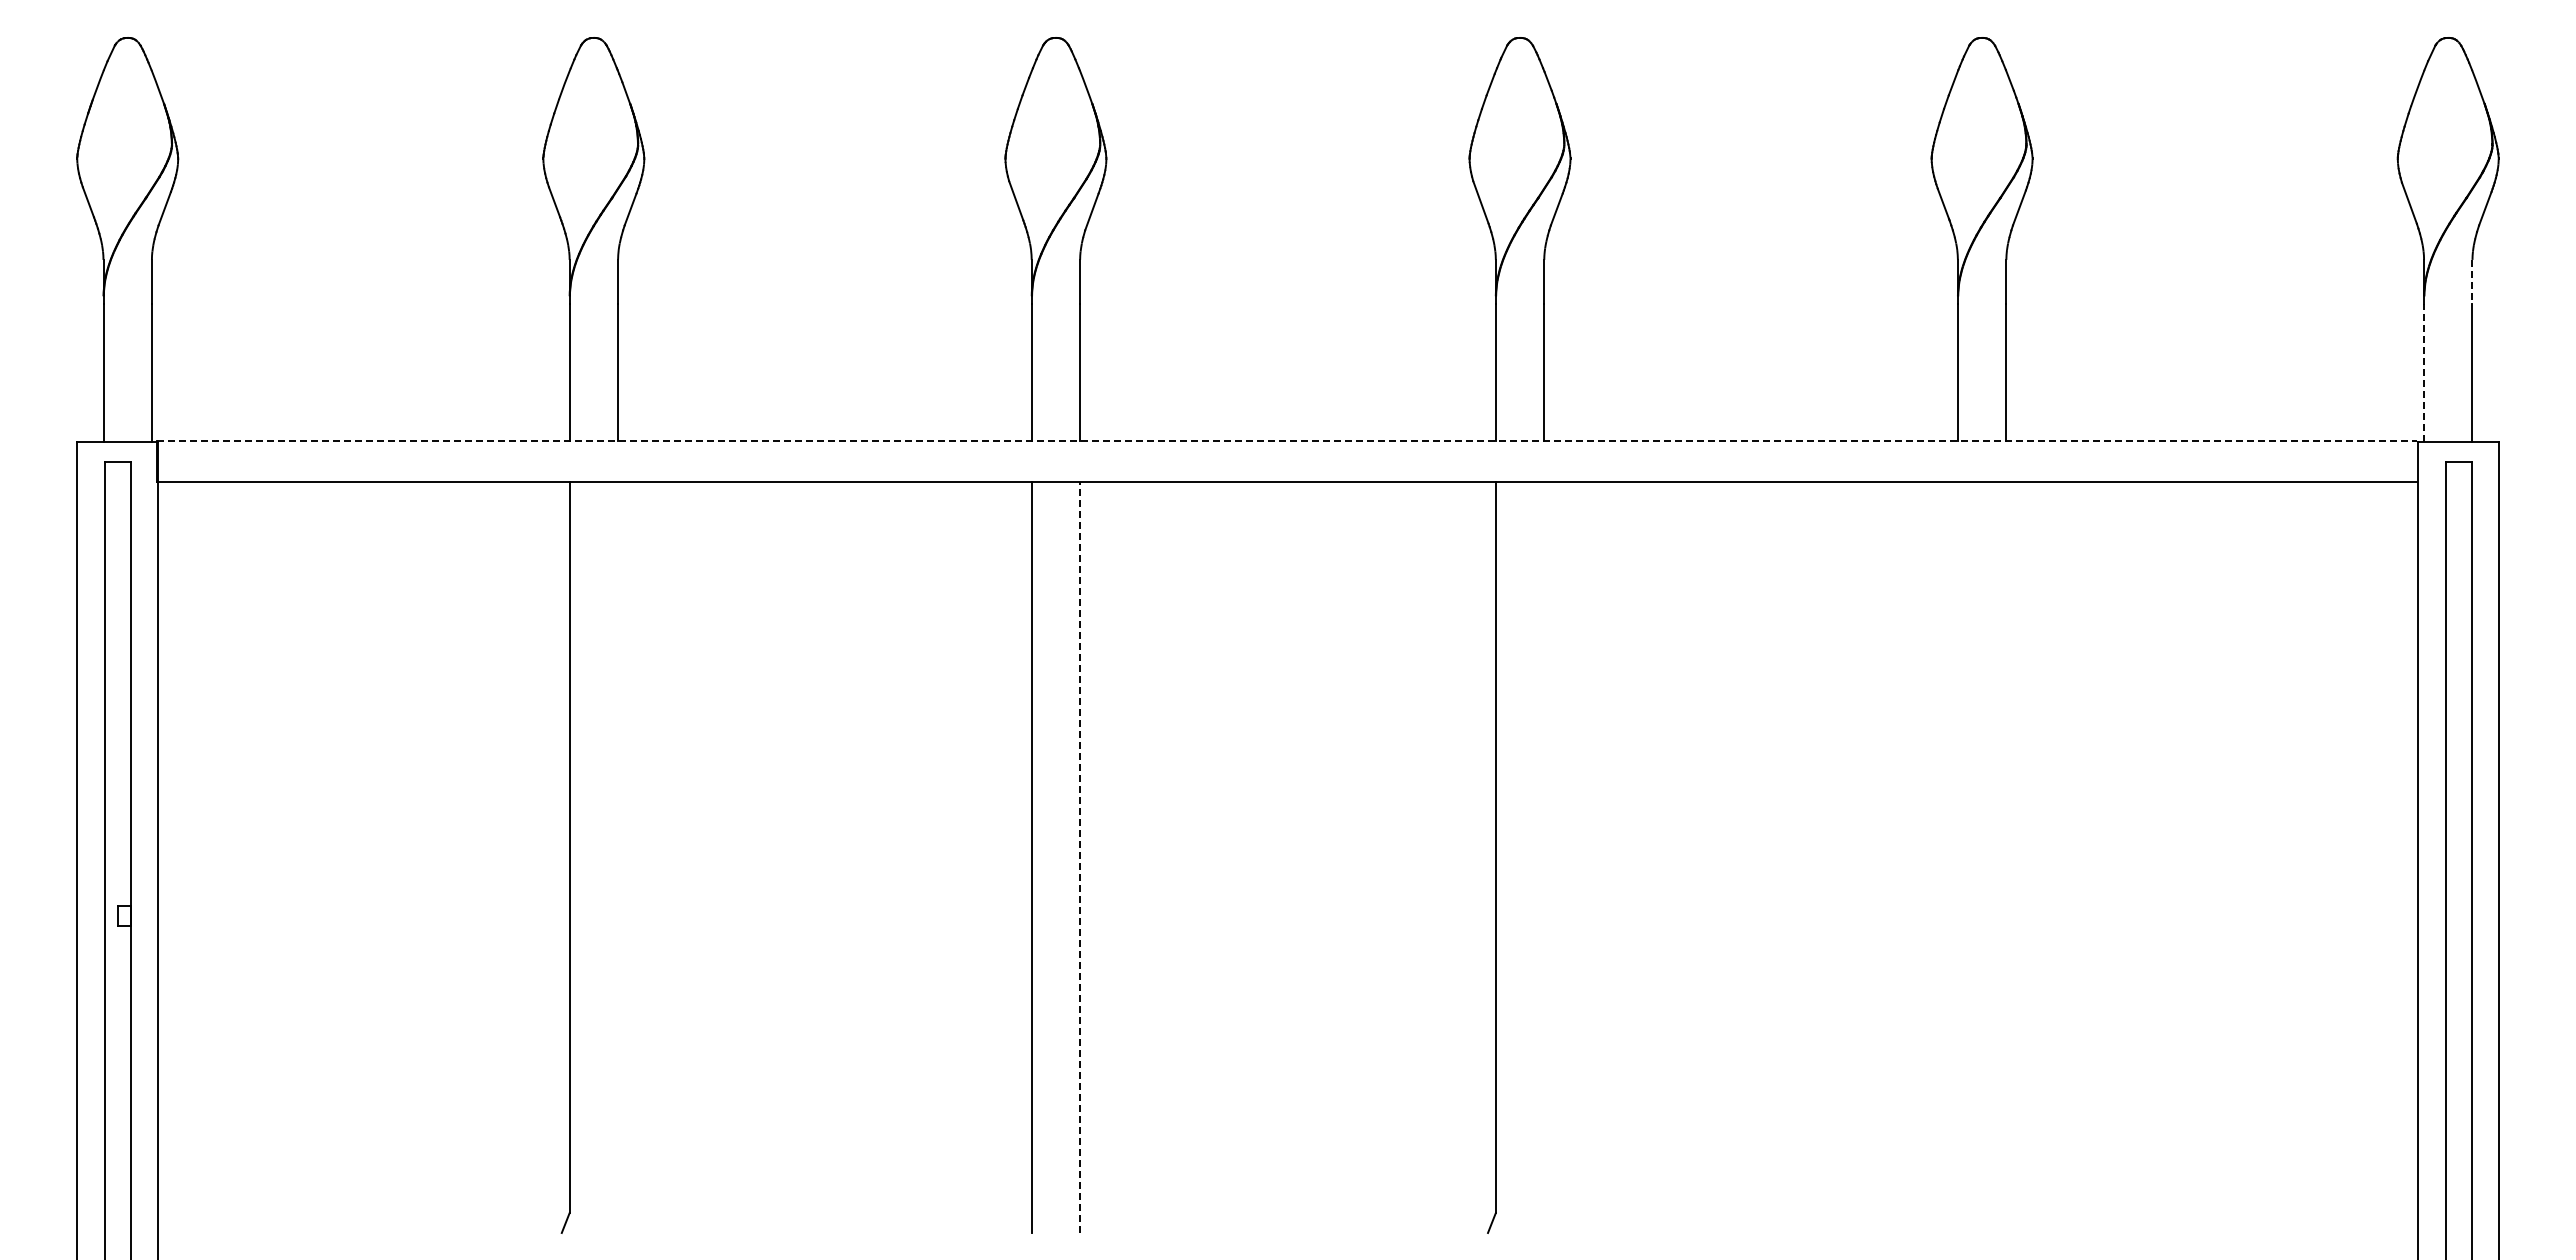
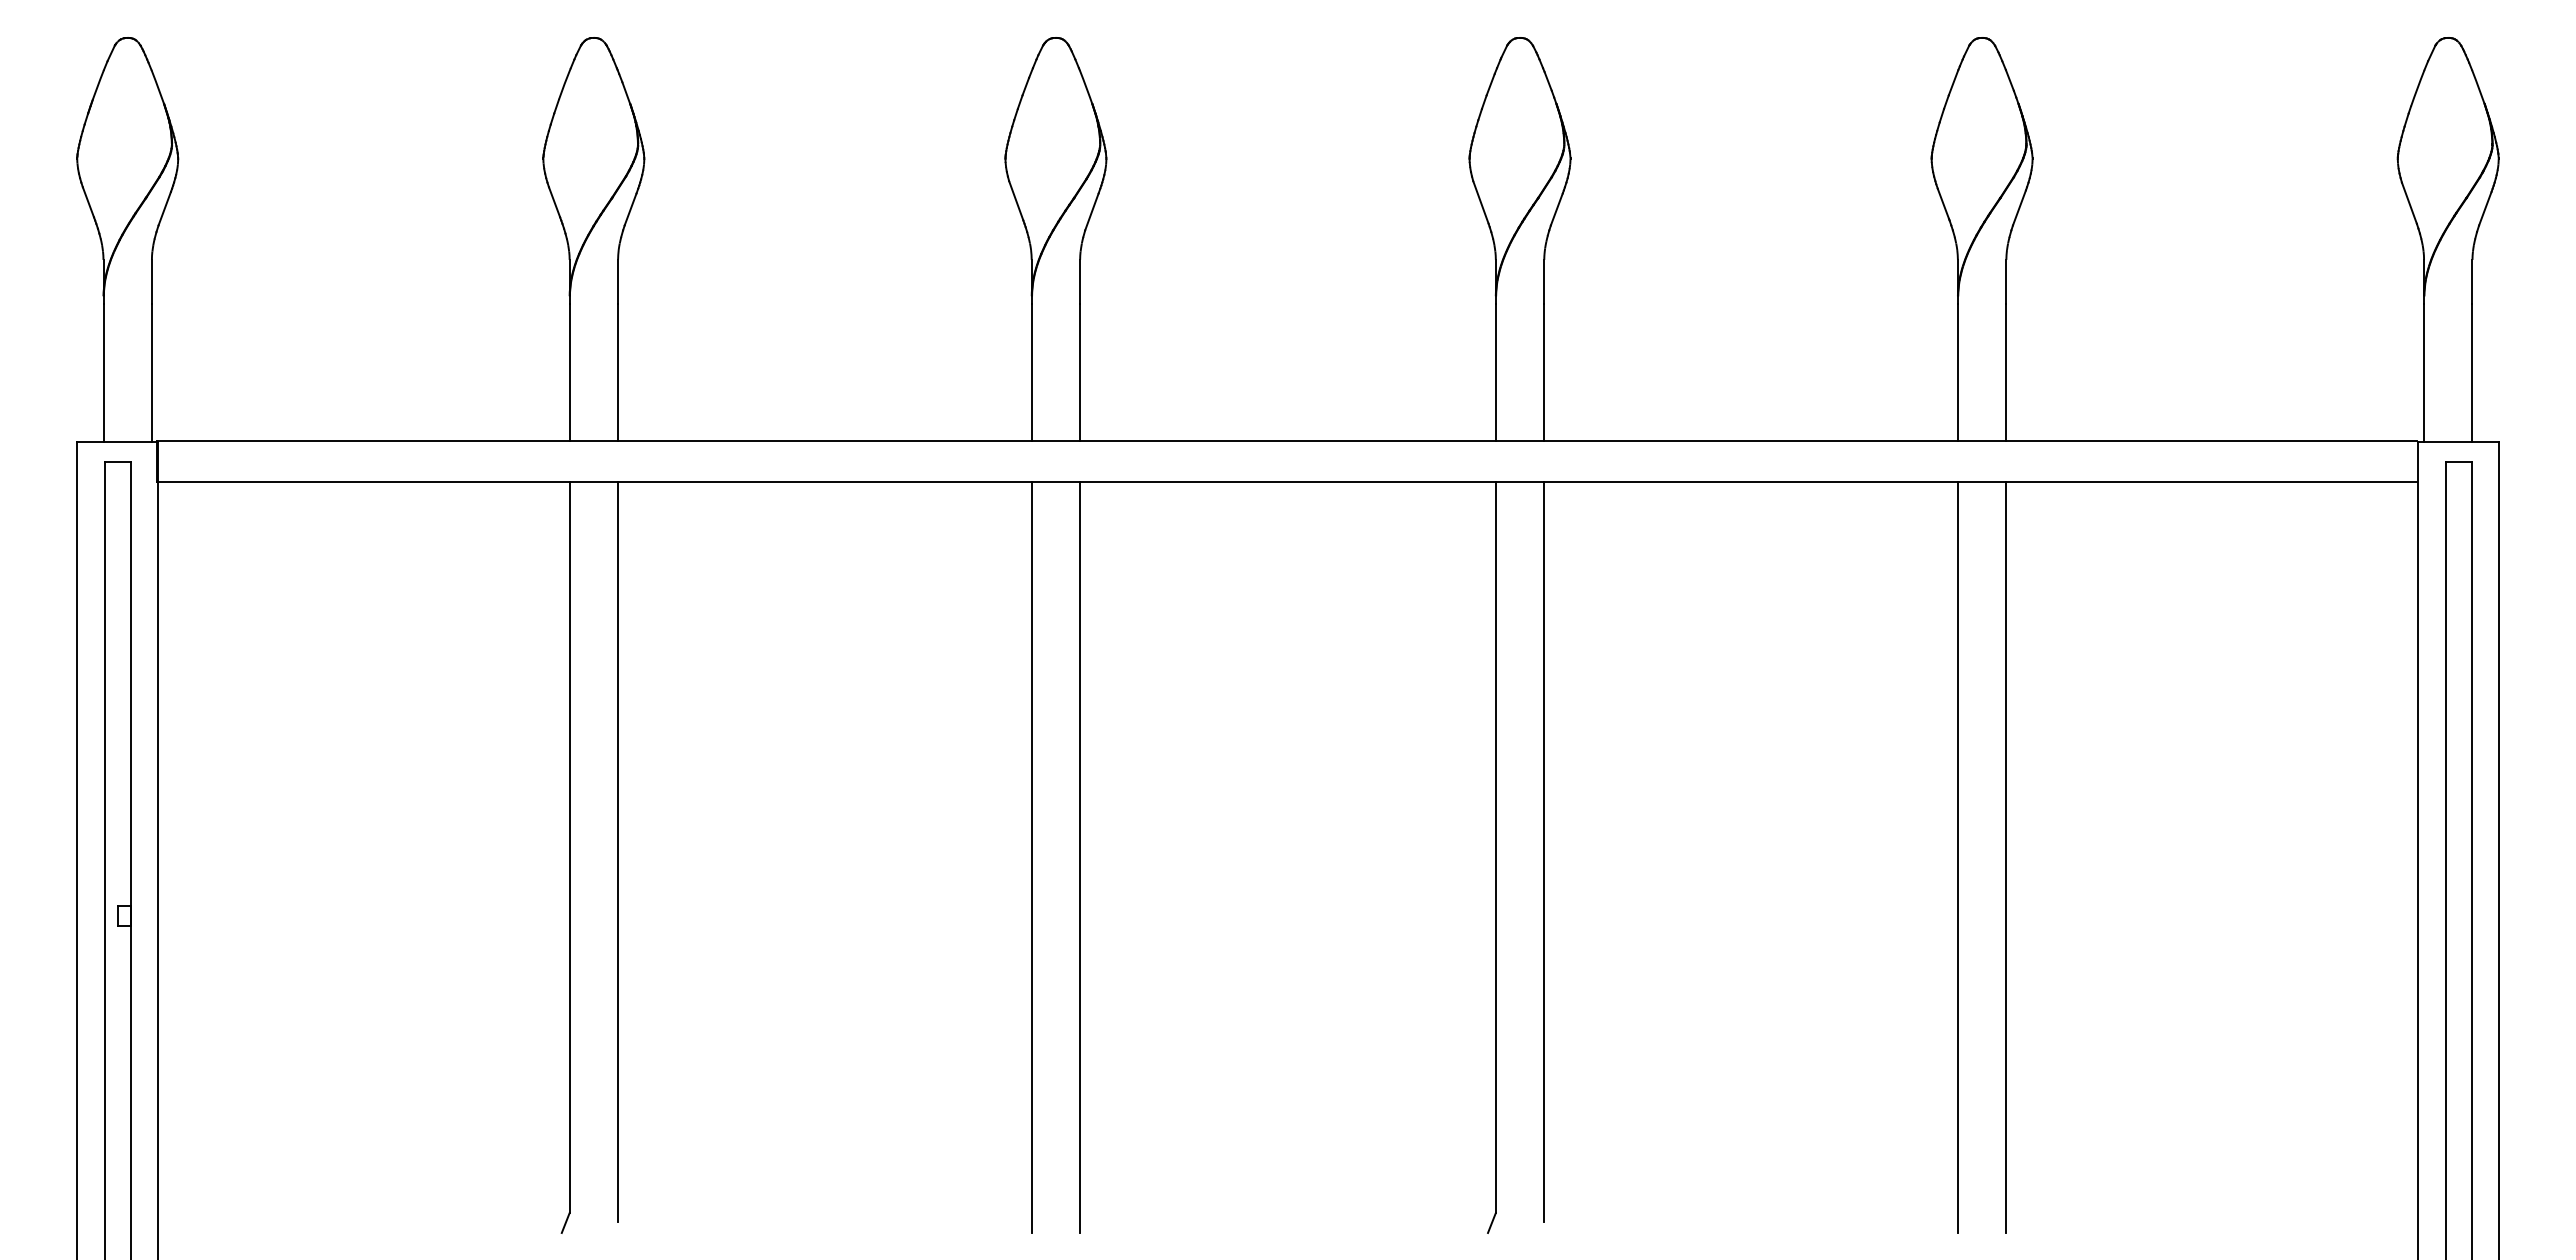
line: dashed -> solid (2472, 282)
line: dashed -> solid (2424, 372)
line: dashed -> solid (1286, 441)
line: none -> present (618, 851)
line: none -> present (1544, 851)
line: dashed -> solid (1080, 857)
line: none -> present (1957, 857)
line: none -> present (2006, 857)
